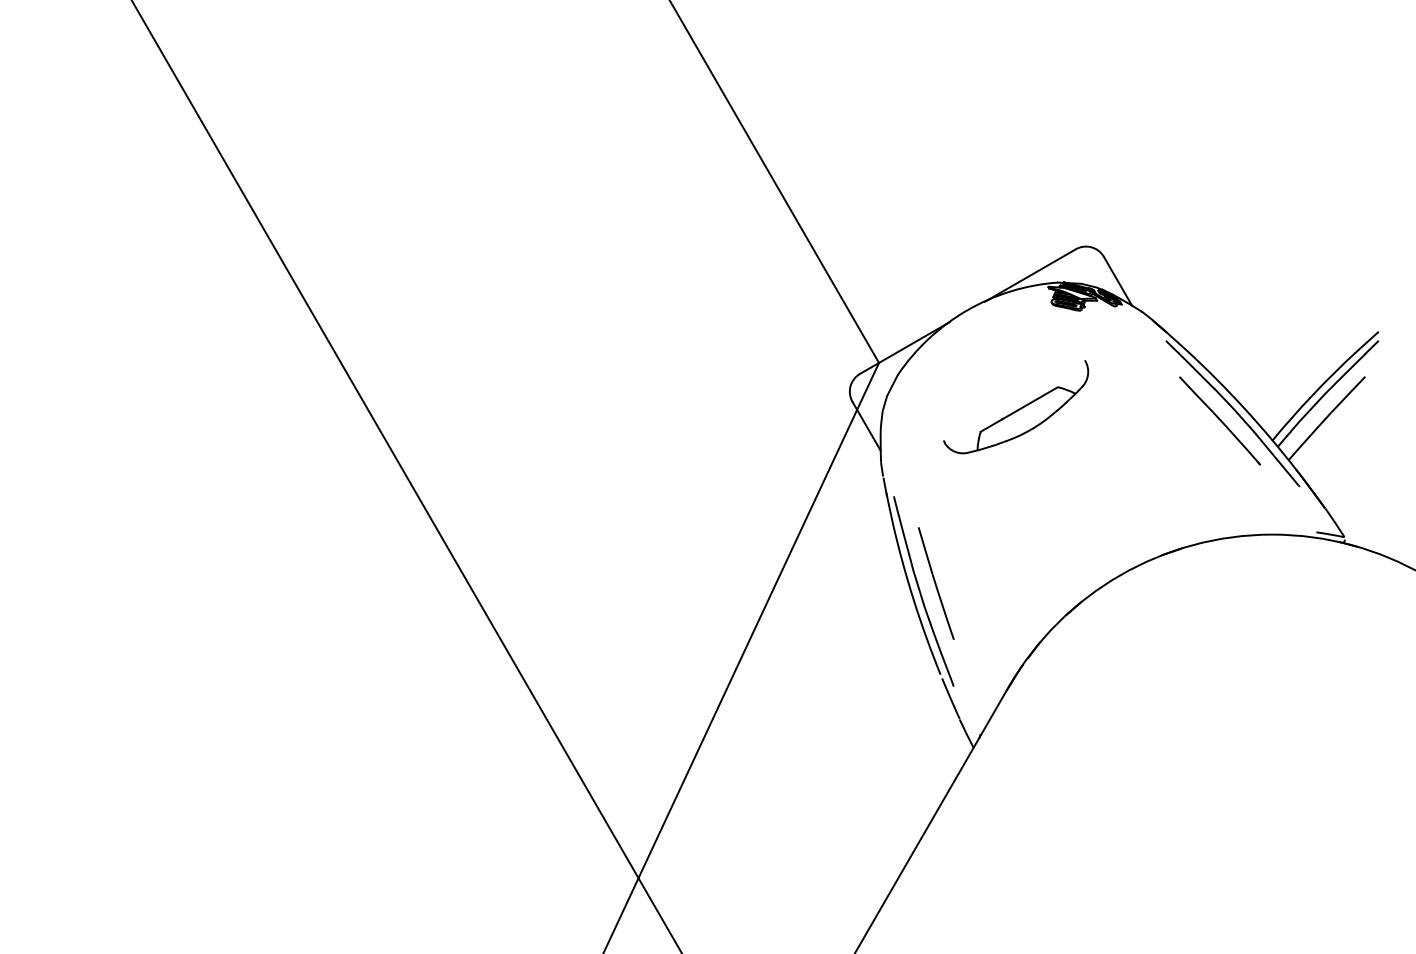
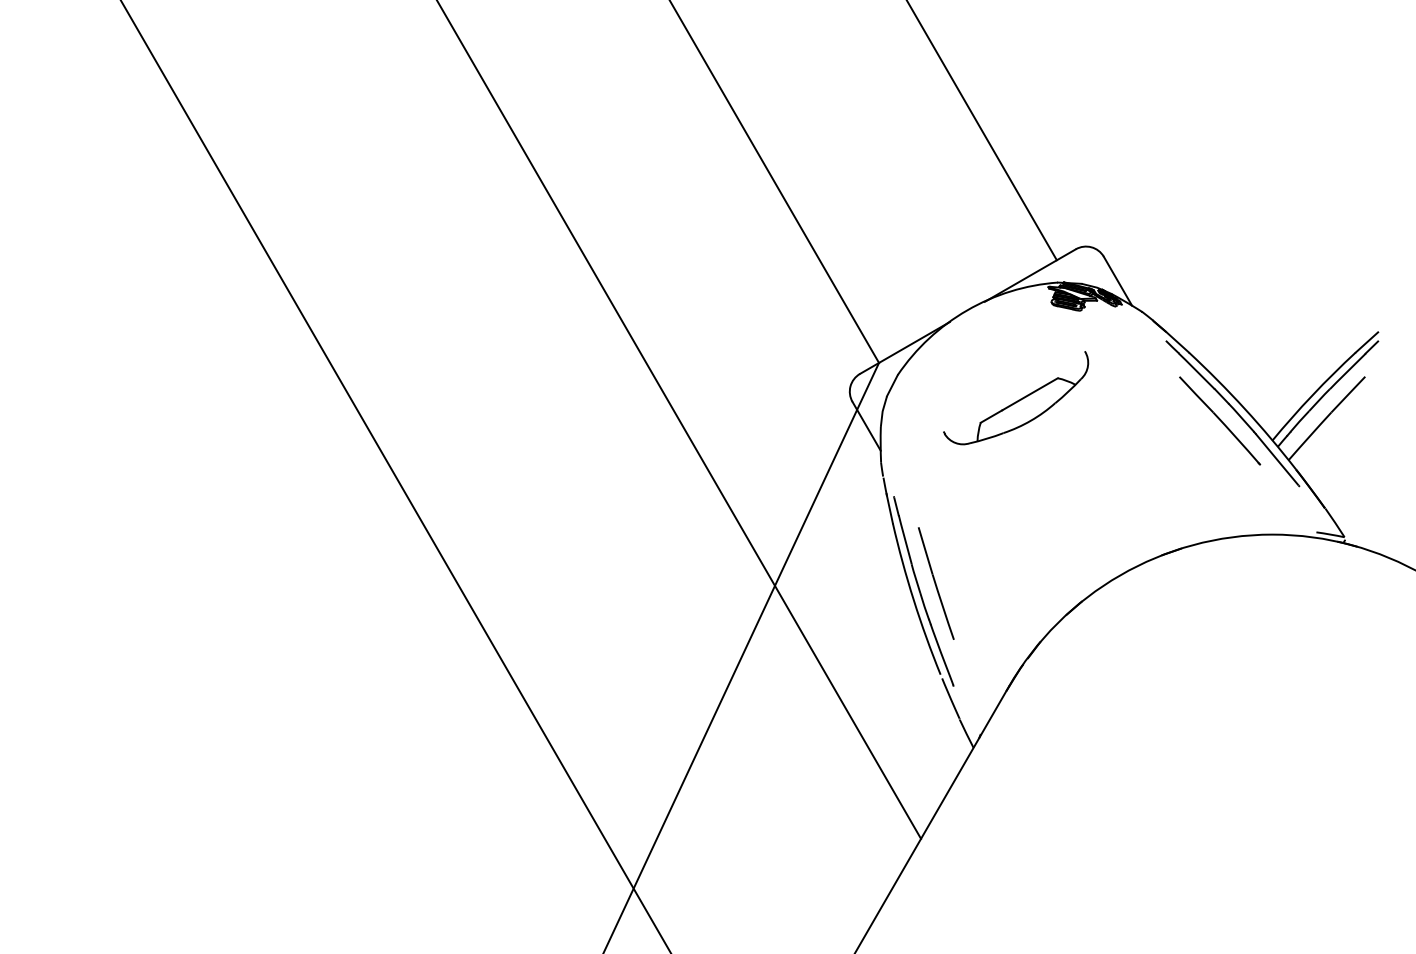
line: none -> present (981, 131)
part position: (1016, 407) -> (1016, 398) (1016, 398)
line: none -> present (679, 420)
line position: (406, 476) -> (395, 476) (395, 476)
